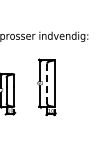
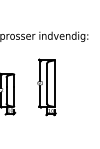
line: dashed -> solid (47, 83)
